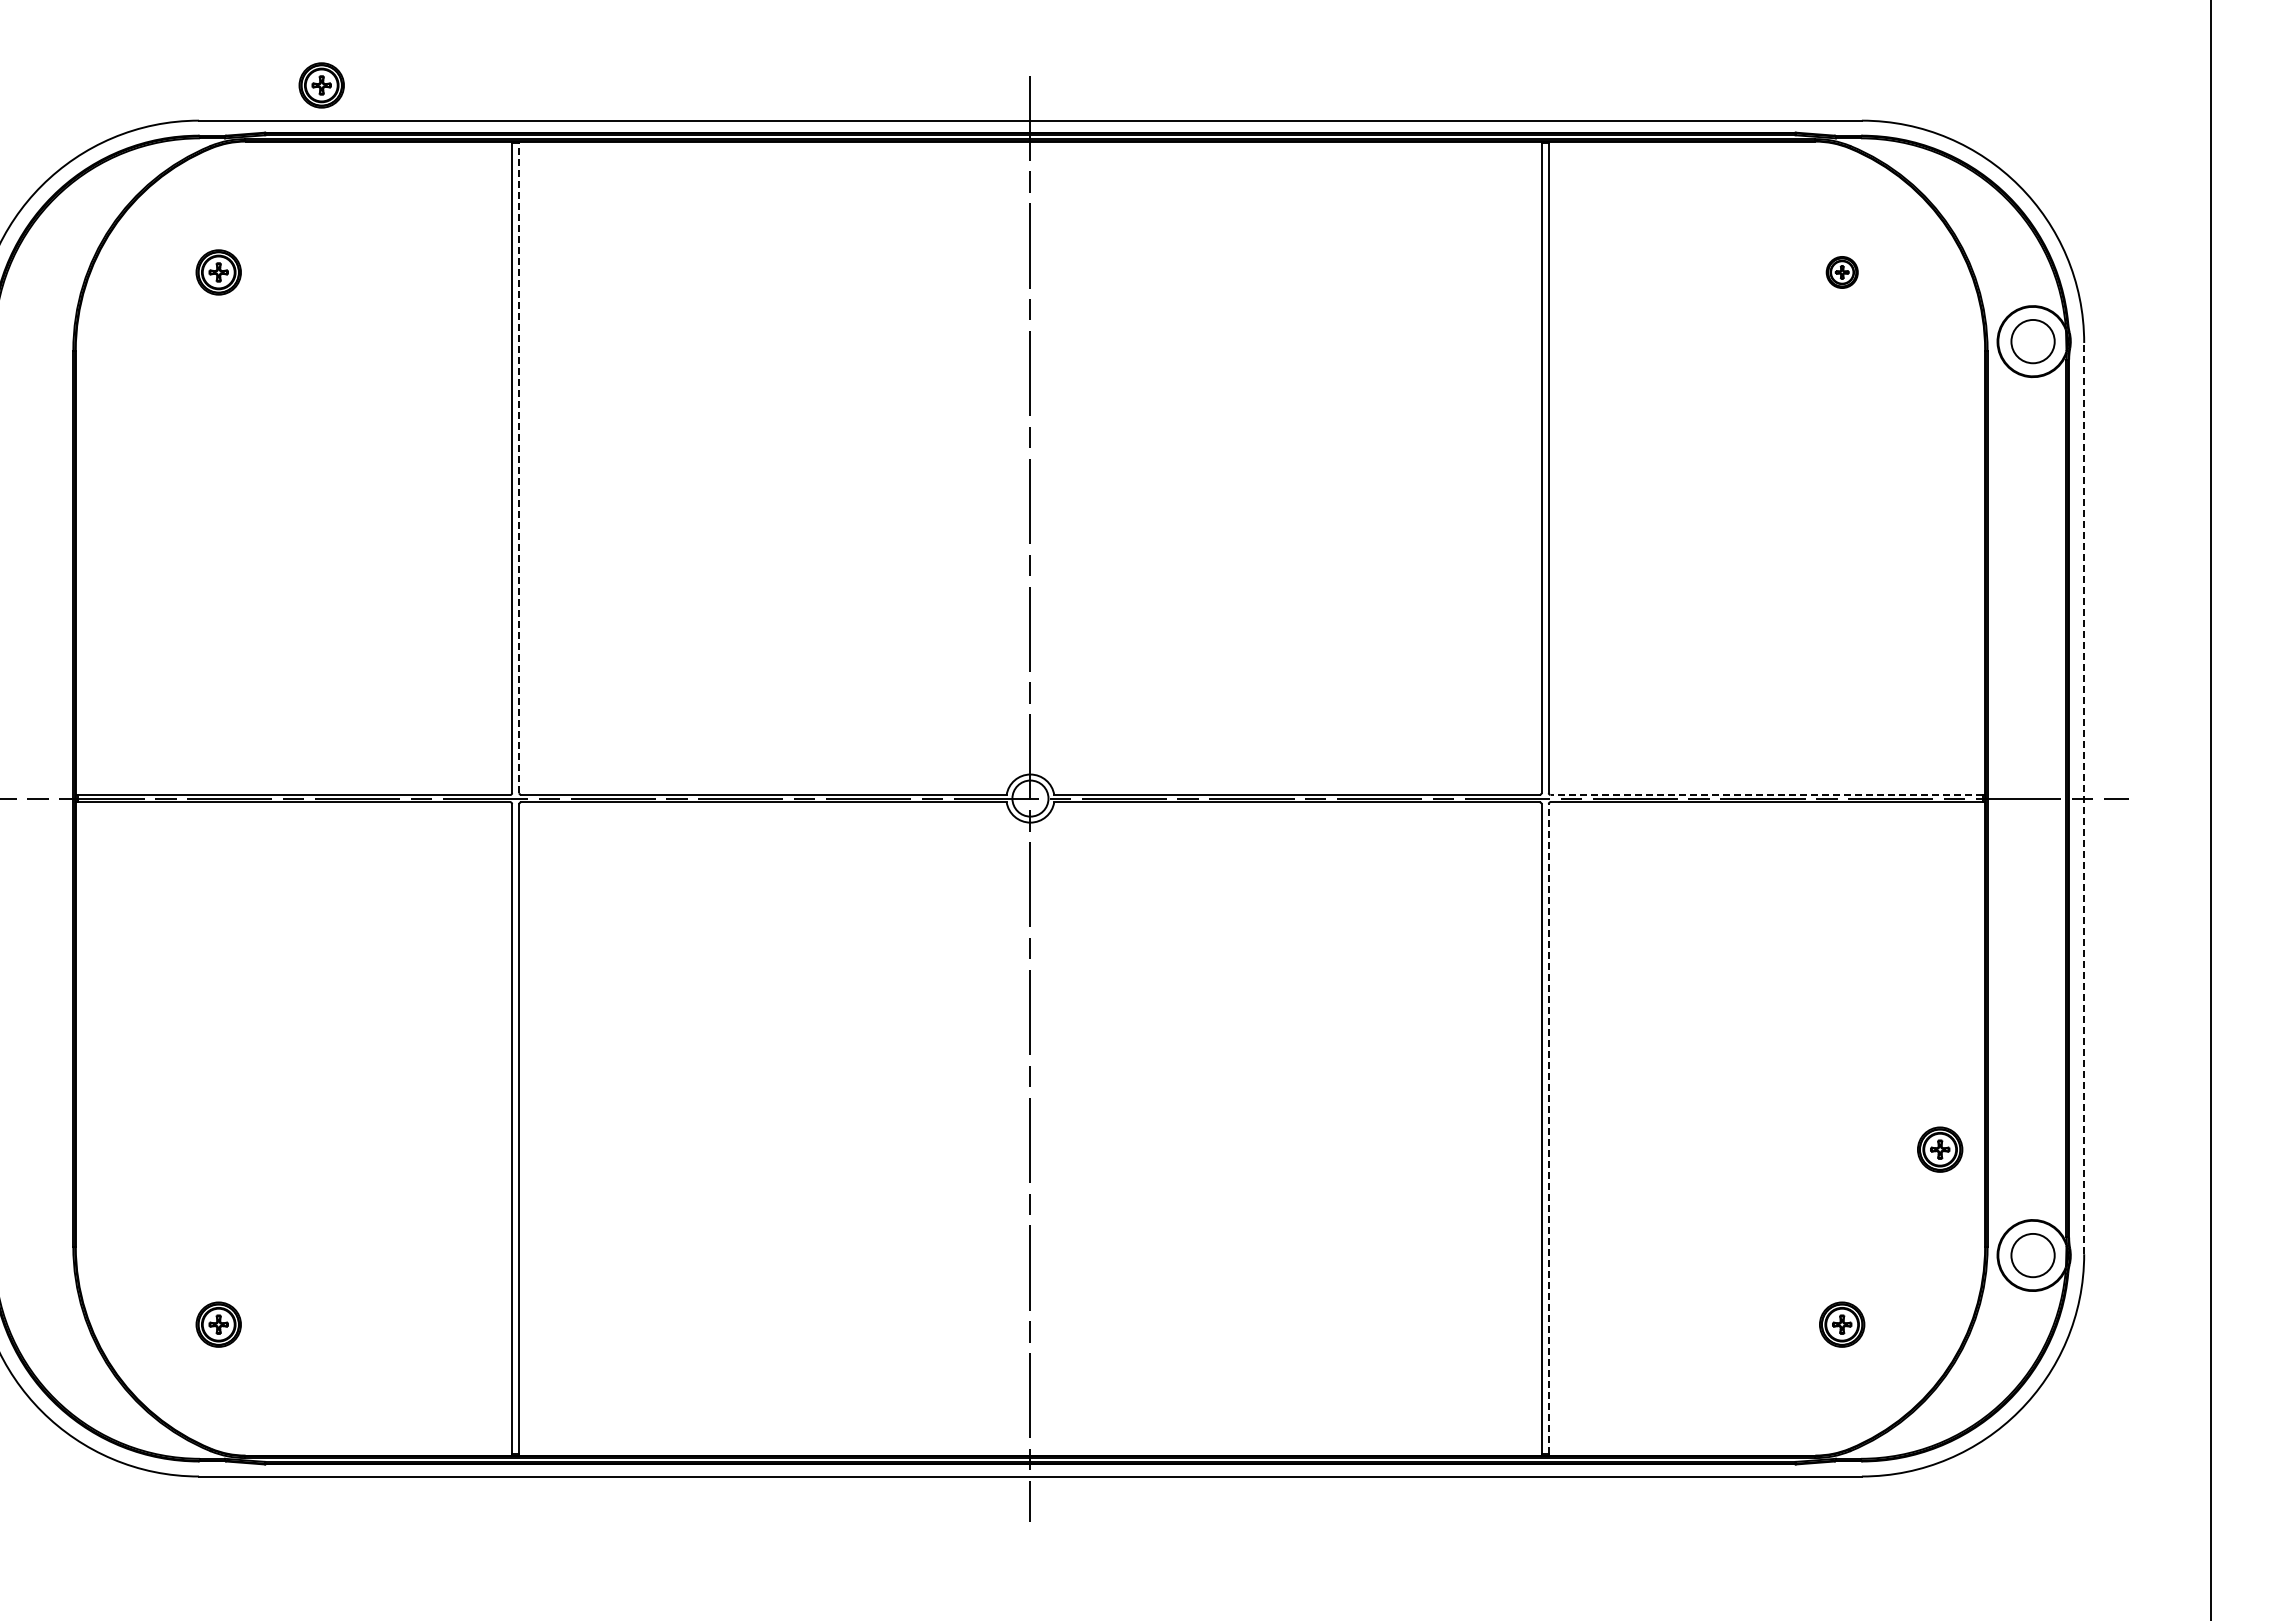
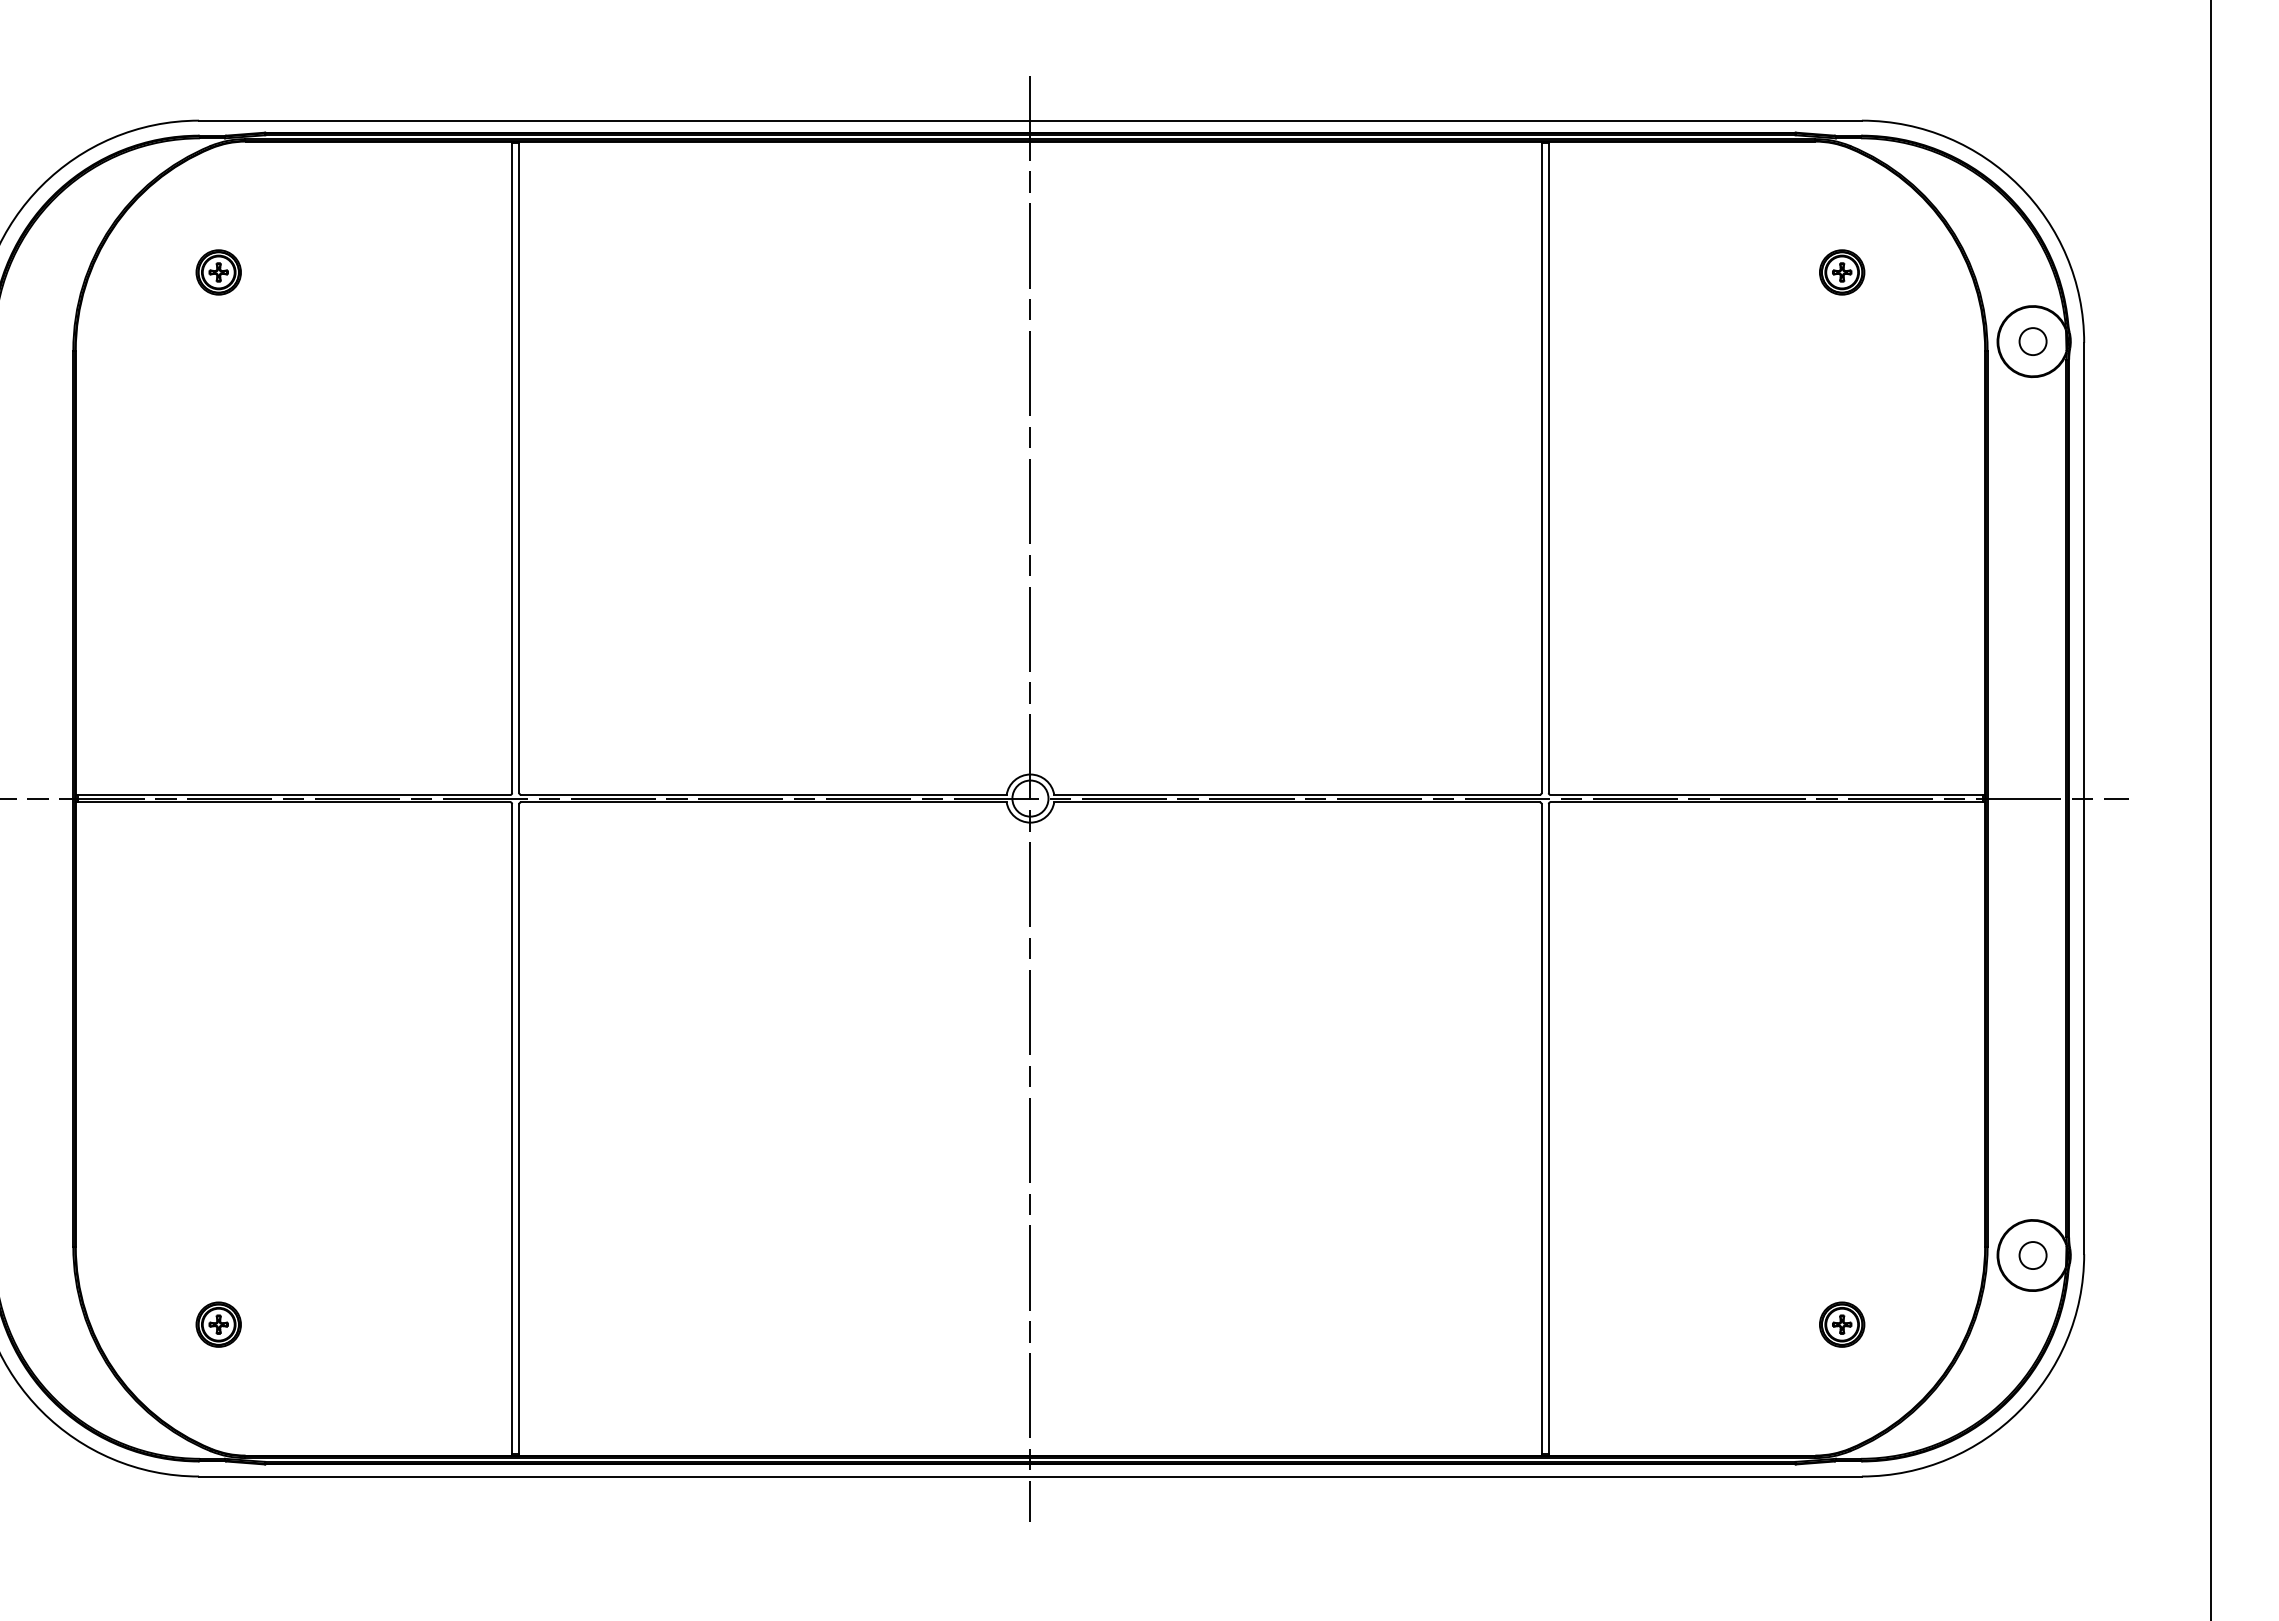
part: present -> none (321, 85)
part size: 34x33 px -> 47x47 px (1842, 272)
circle diameter: 43 px -> 27 px (2032, 341)
line: dashed -> solid (519, 468)
line: dashed -> solid (1766, 794)
line: dashed -> solid (2084, 798)
line: dashed -> solid (1548, 1128)
part: present -> none (1940, 1149)
circle diameter: 43 px -> 27 px (2032, 1255)
